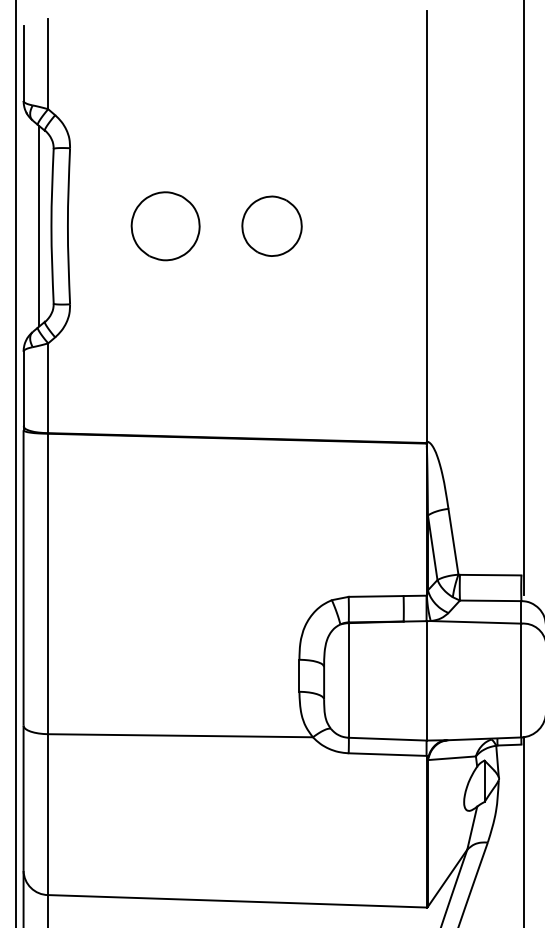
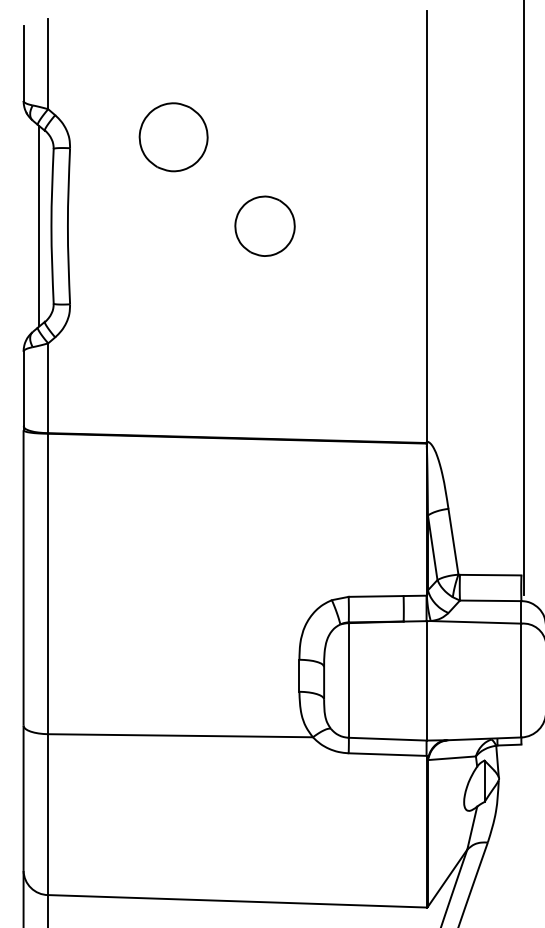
part position: (271, 225) -> (264, 225) (264, 225)
part position: (165, 226) -> (173, 137) (173, 137)
line: present -> none (16, 463)
line: present -> none (524, 830)
